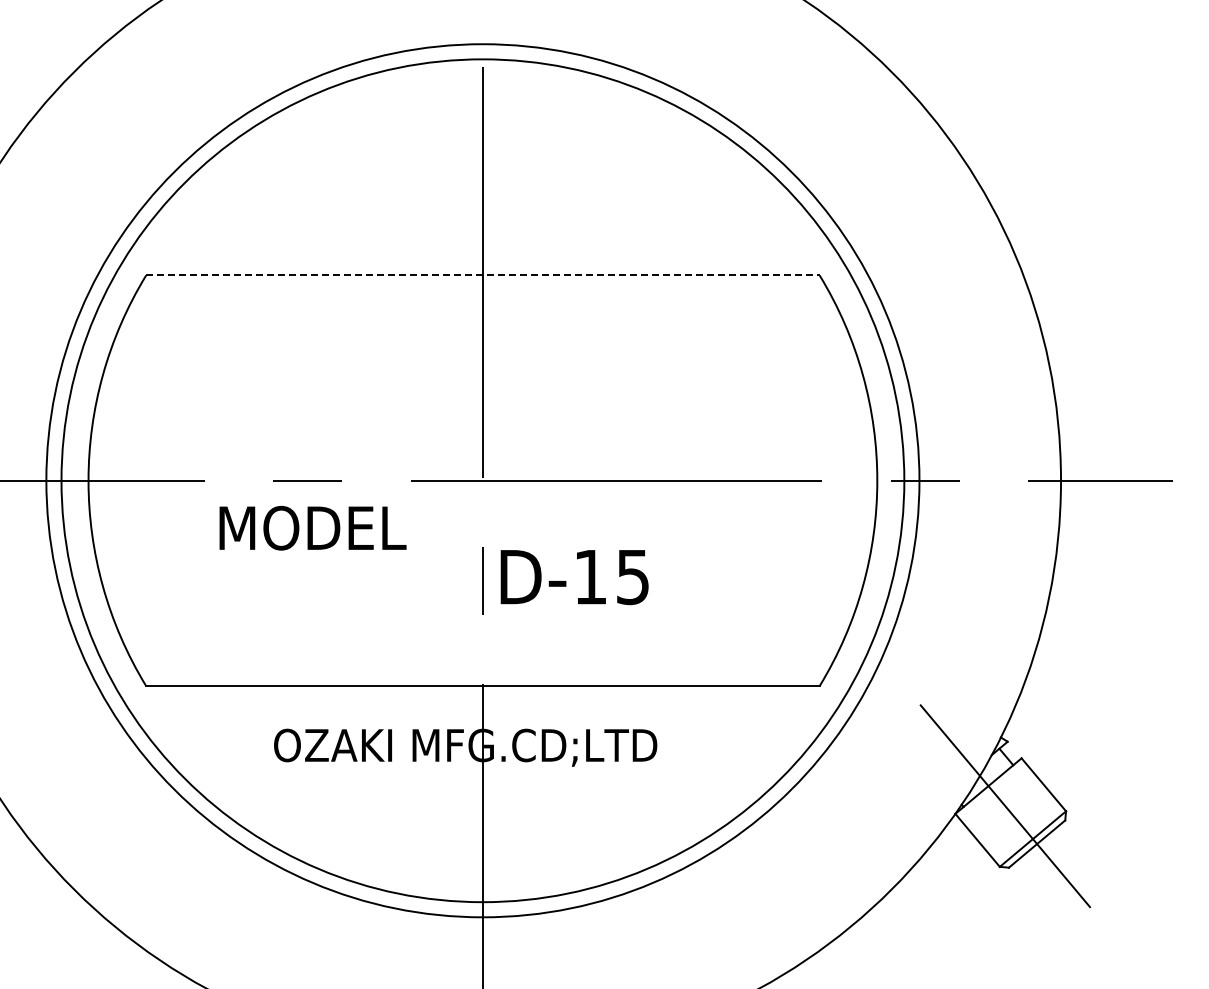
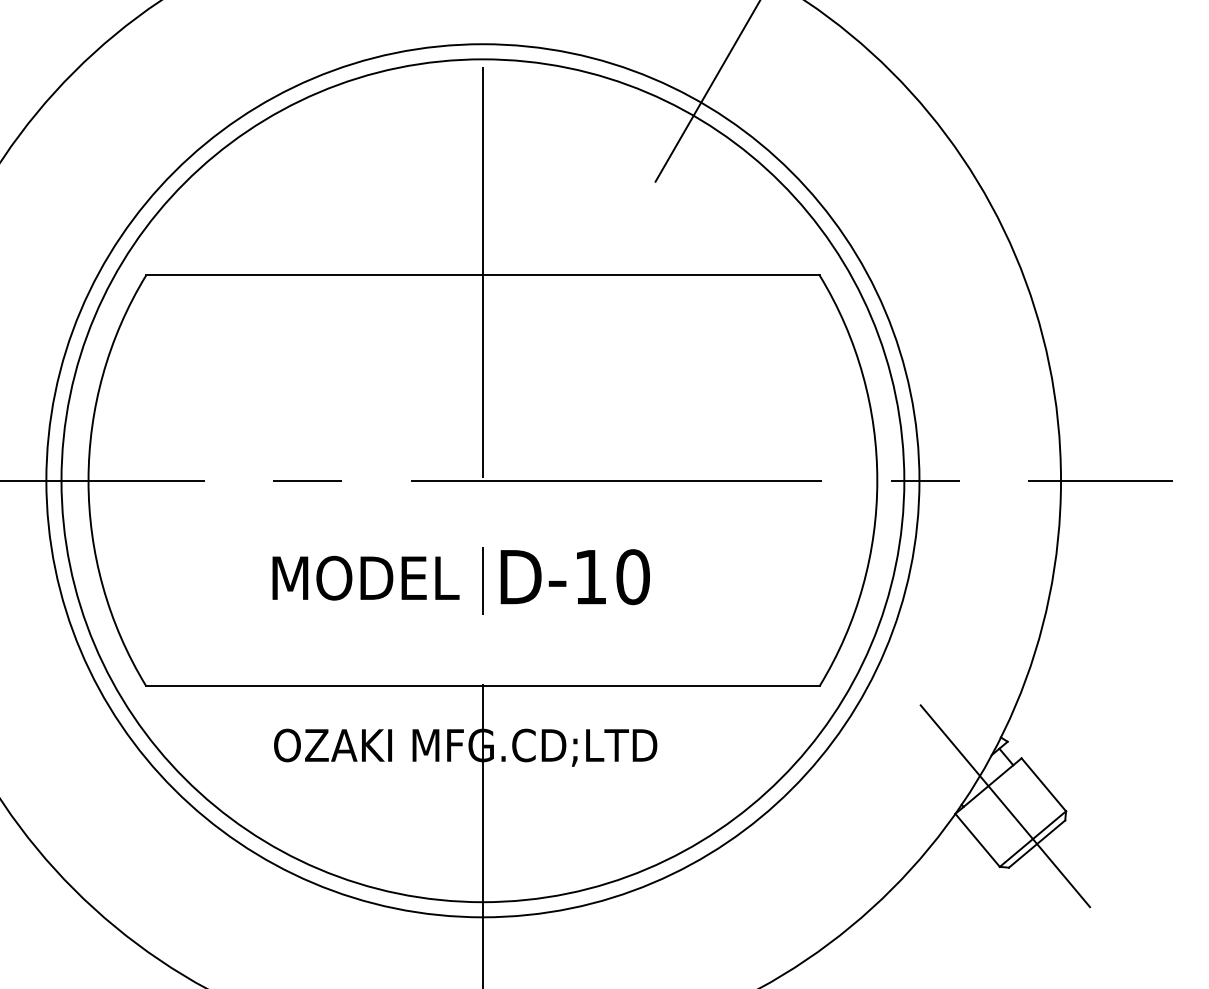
line: none -> present (707, 92)
line: dashed -> solid (482, 275)
text position: (312, 527) -> (365, 577) (365, 577)
text: D-15 -> D-10 (632, 577)
